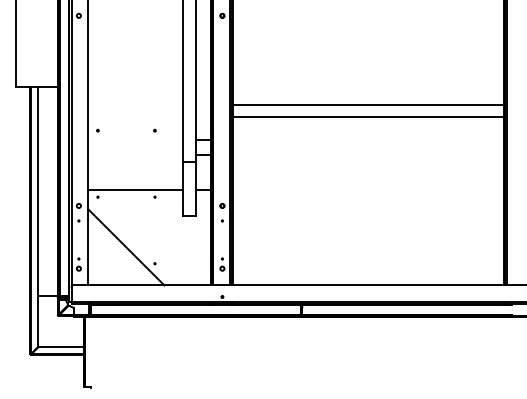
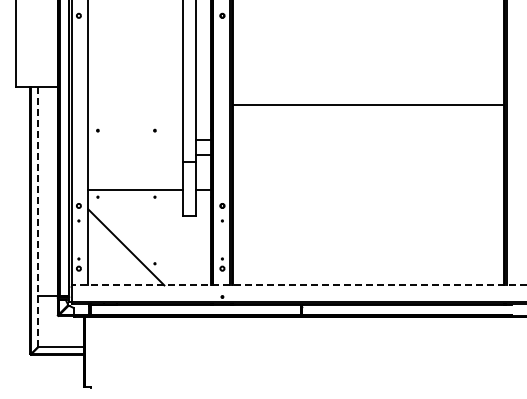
line: present -> none (368, 116)
line: solid -> dashed (37, 217)
line: solid -> dashed (298, 285)
